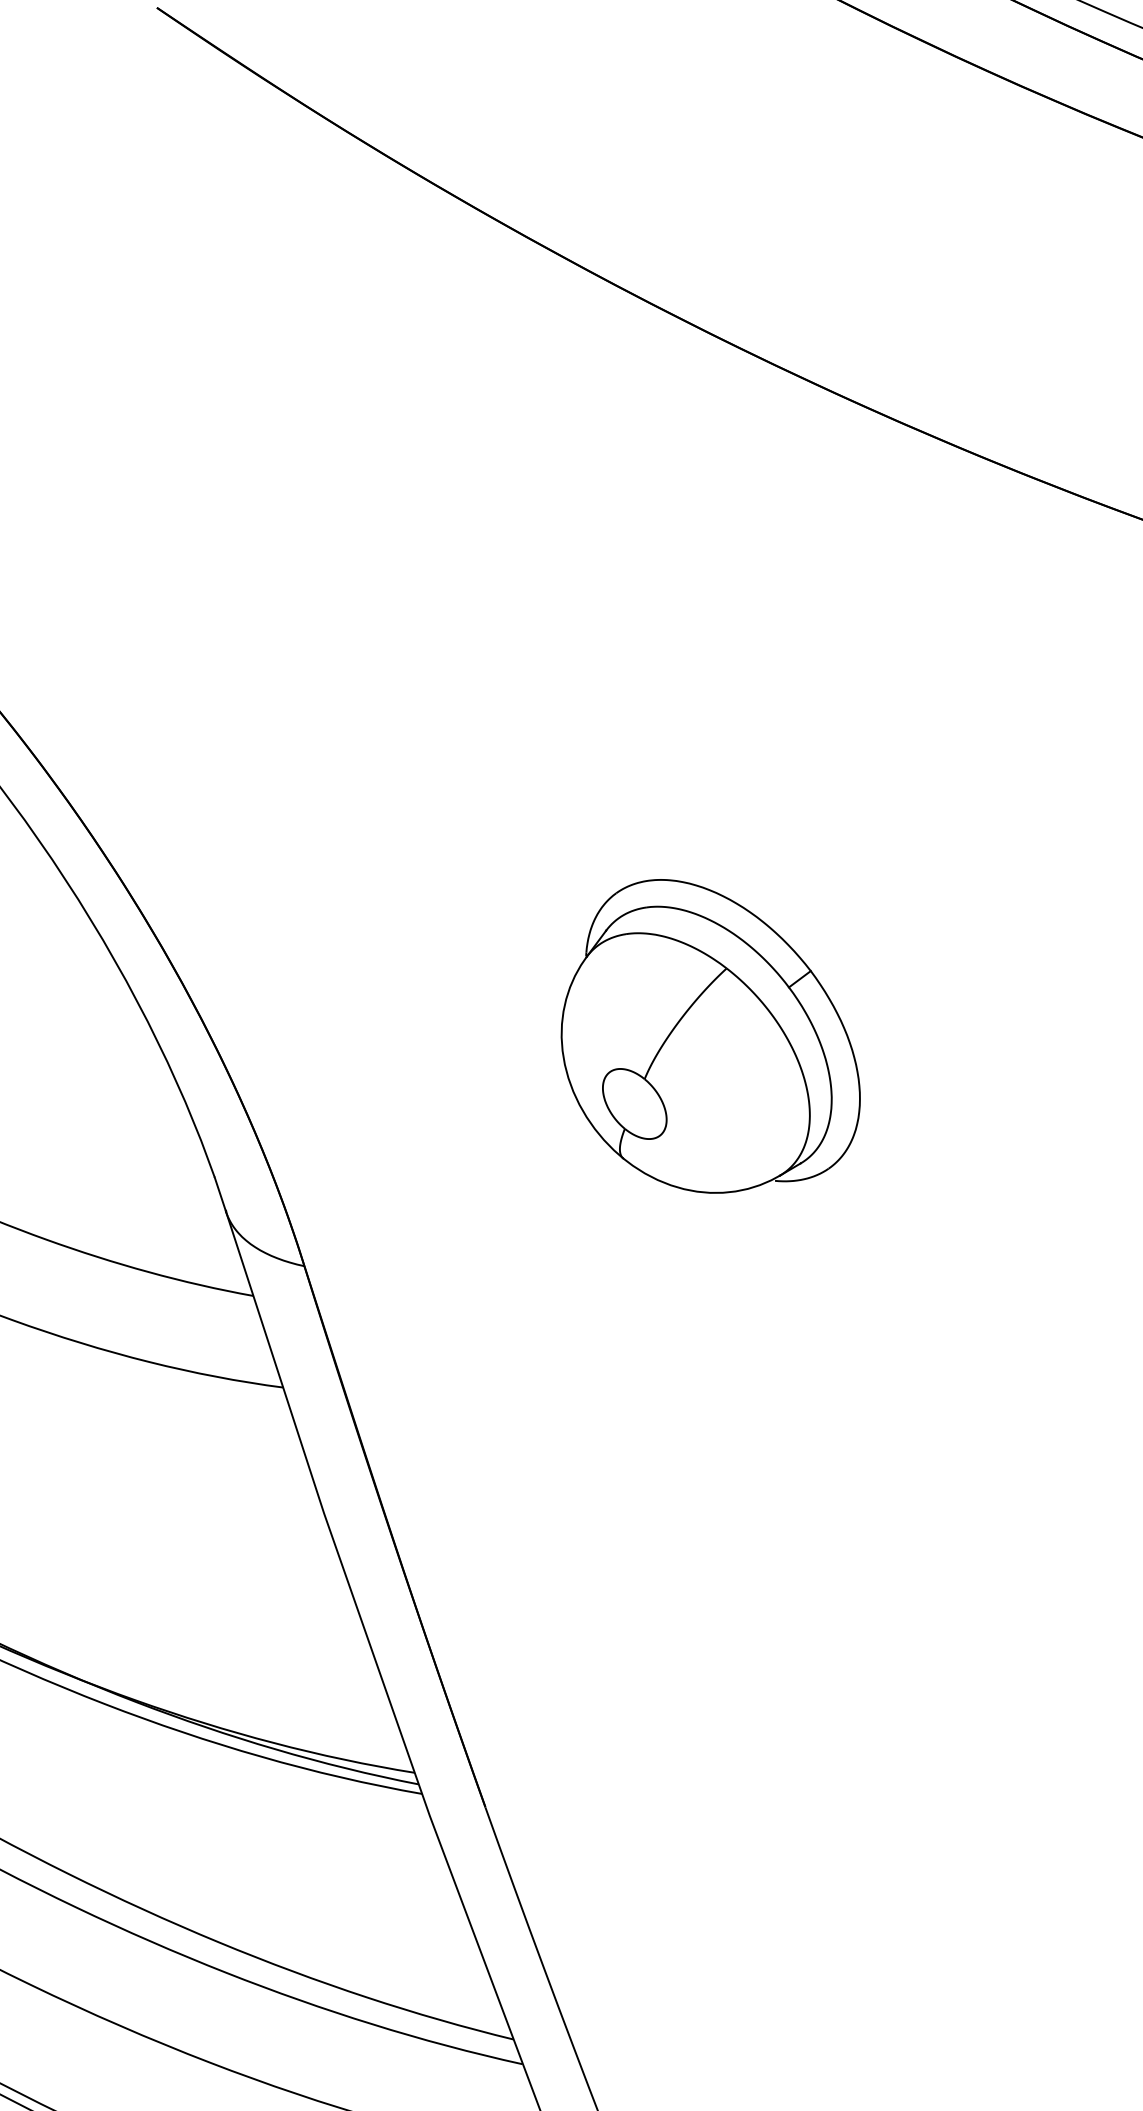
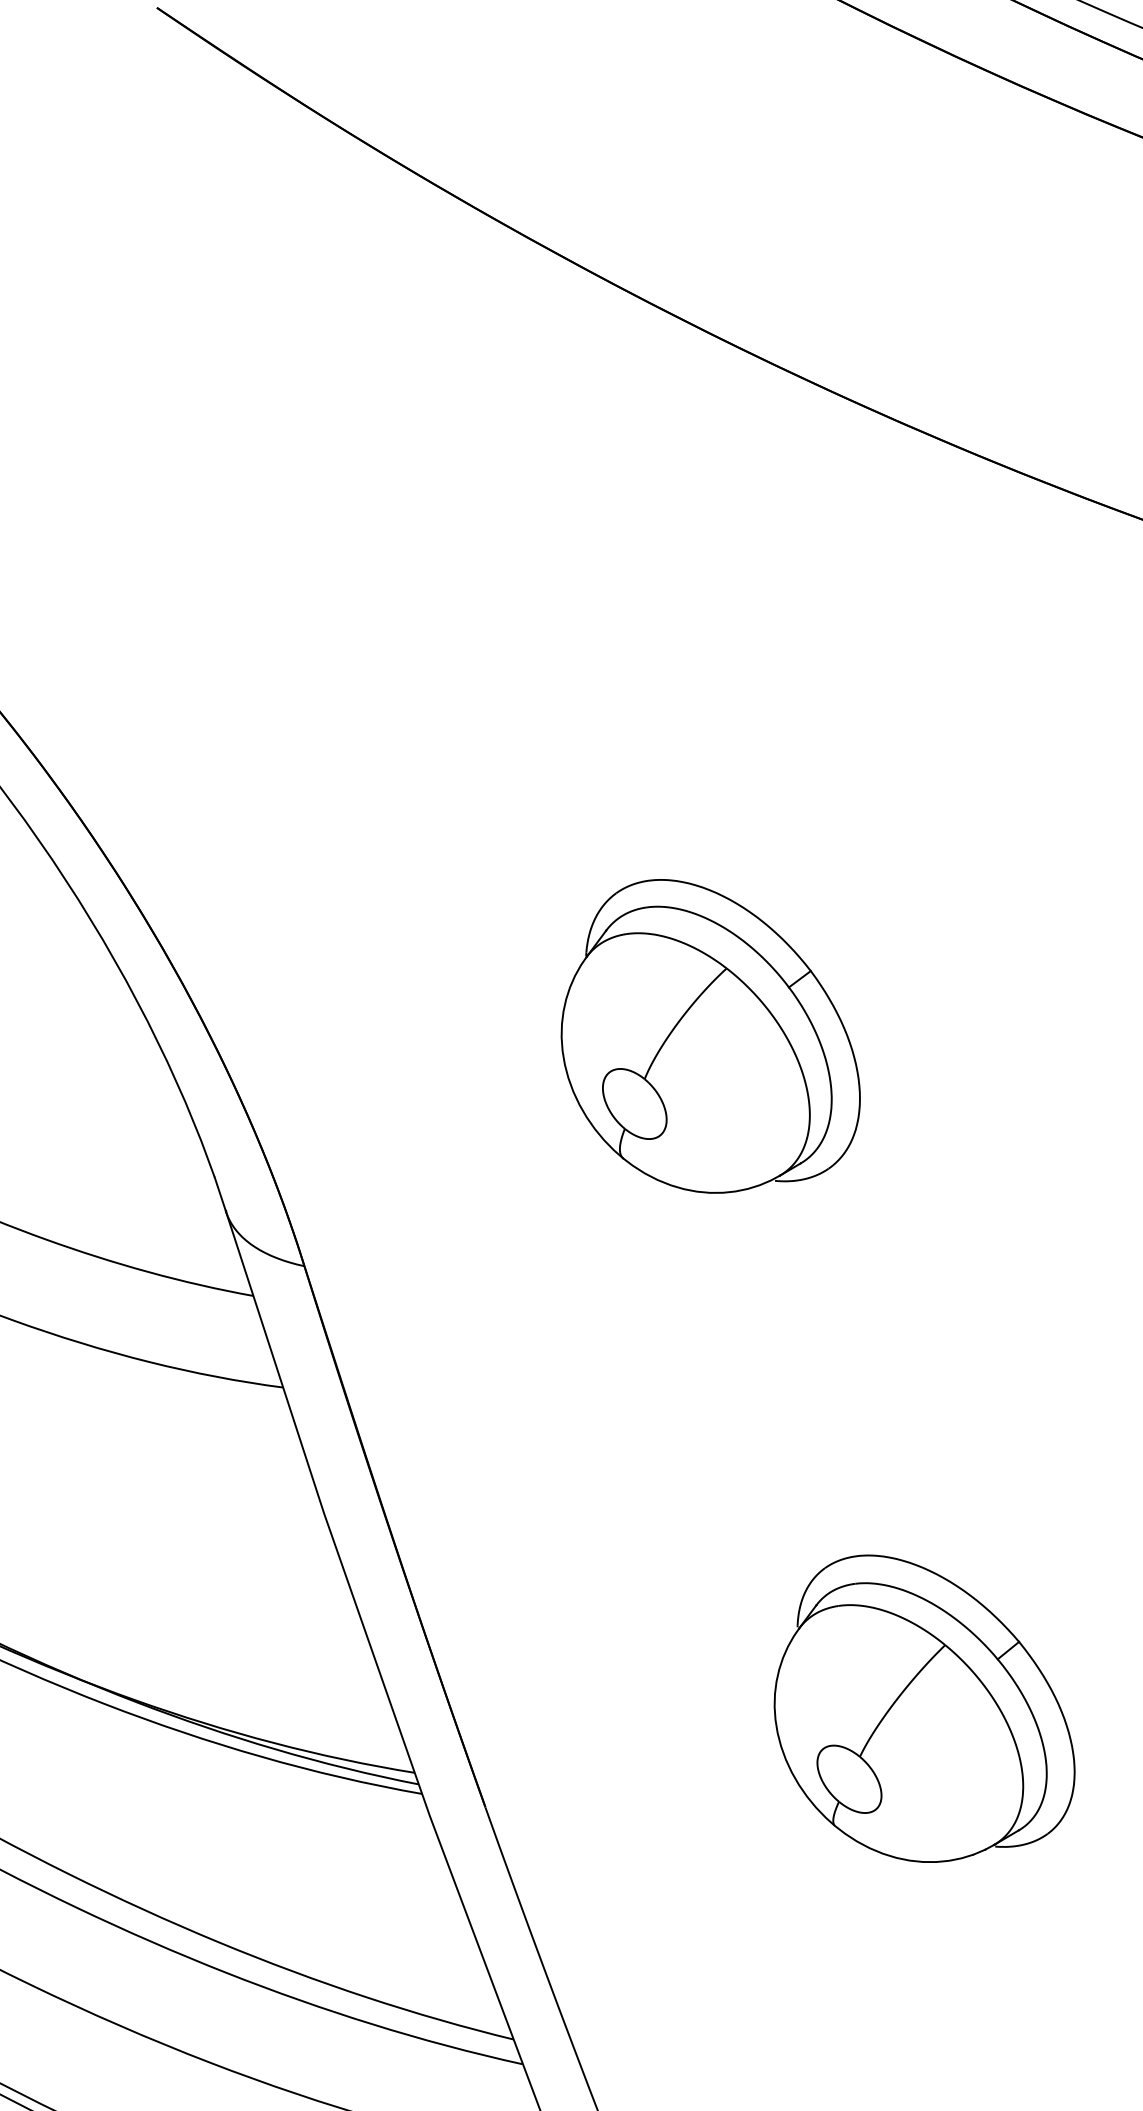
part: none -> present (924, 1708)
